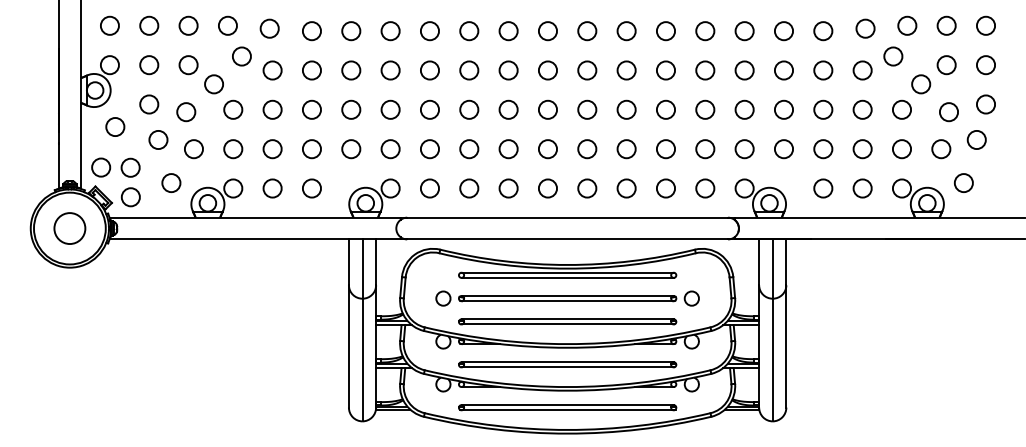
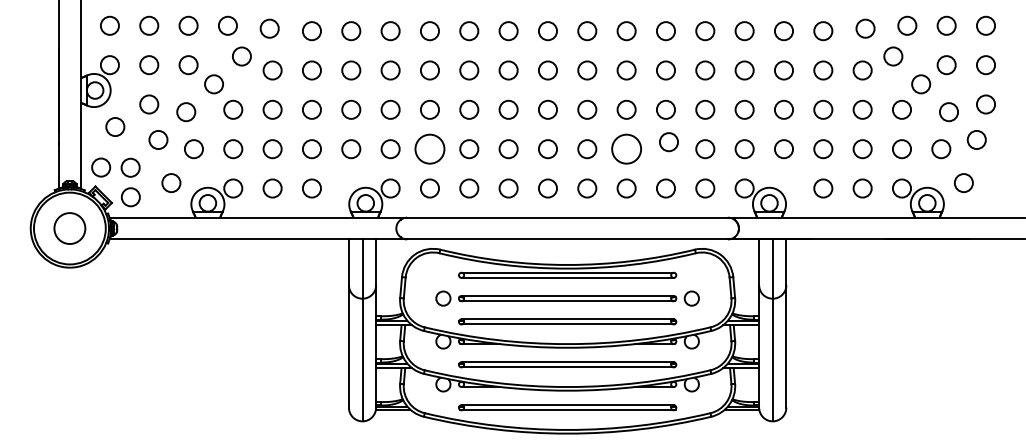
circle diameter: 18 px -> 29 px (429, 148)
circle diameter: 18 px -> 29 px (626, 148)
circle position: (665, 149) -> (668, 142) (668, 142)
